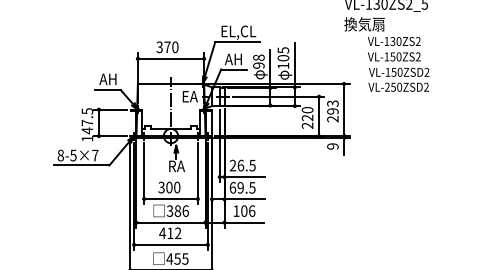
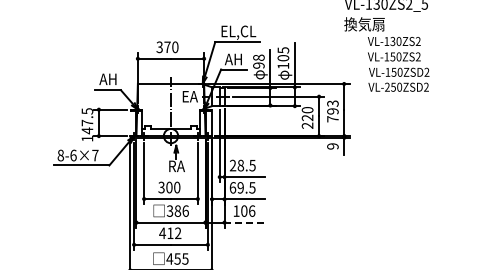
text: 293 -> 793 (332, 119)
text: 8-5×7 -> 8-6×7 (73, 155)
text: 26.5 -> 28.5 (240, 165)
line: solid -> dashed (244, 222)
